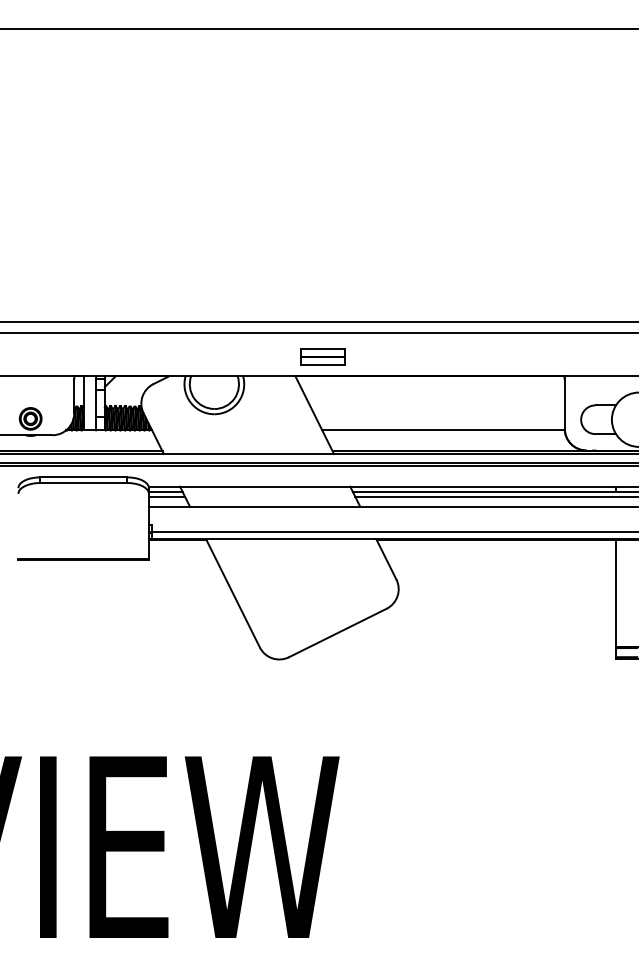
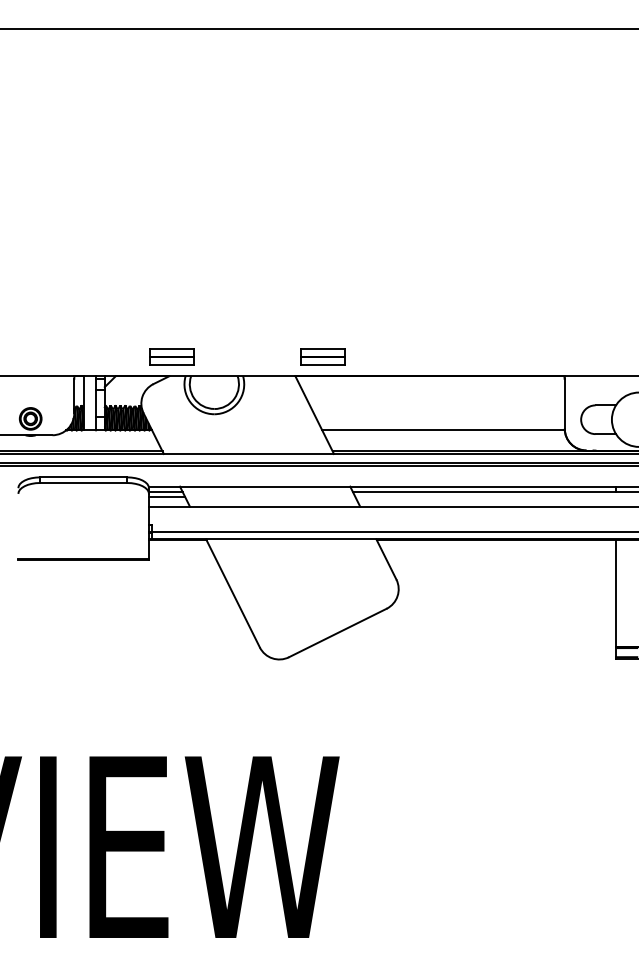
line: present -> none (318, 321)
line: present -> none (318, 333)
part: none -> present (171, 356)
line: present -> none (495, 496)
